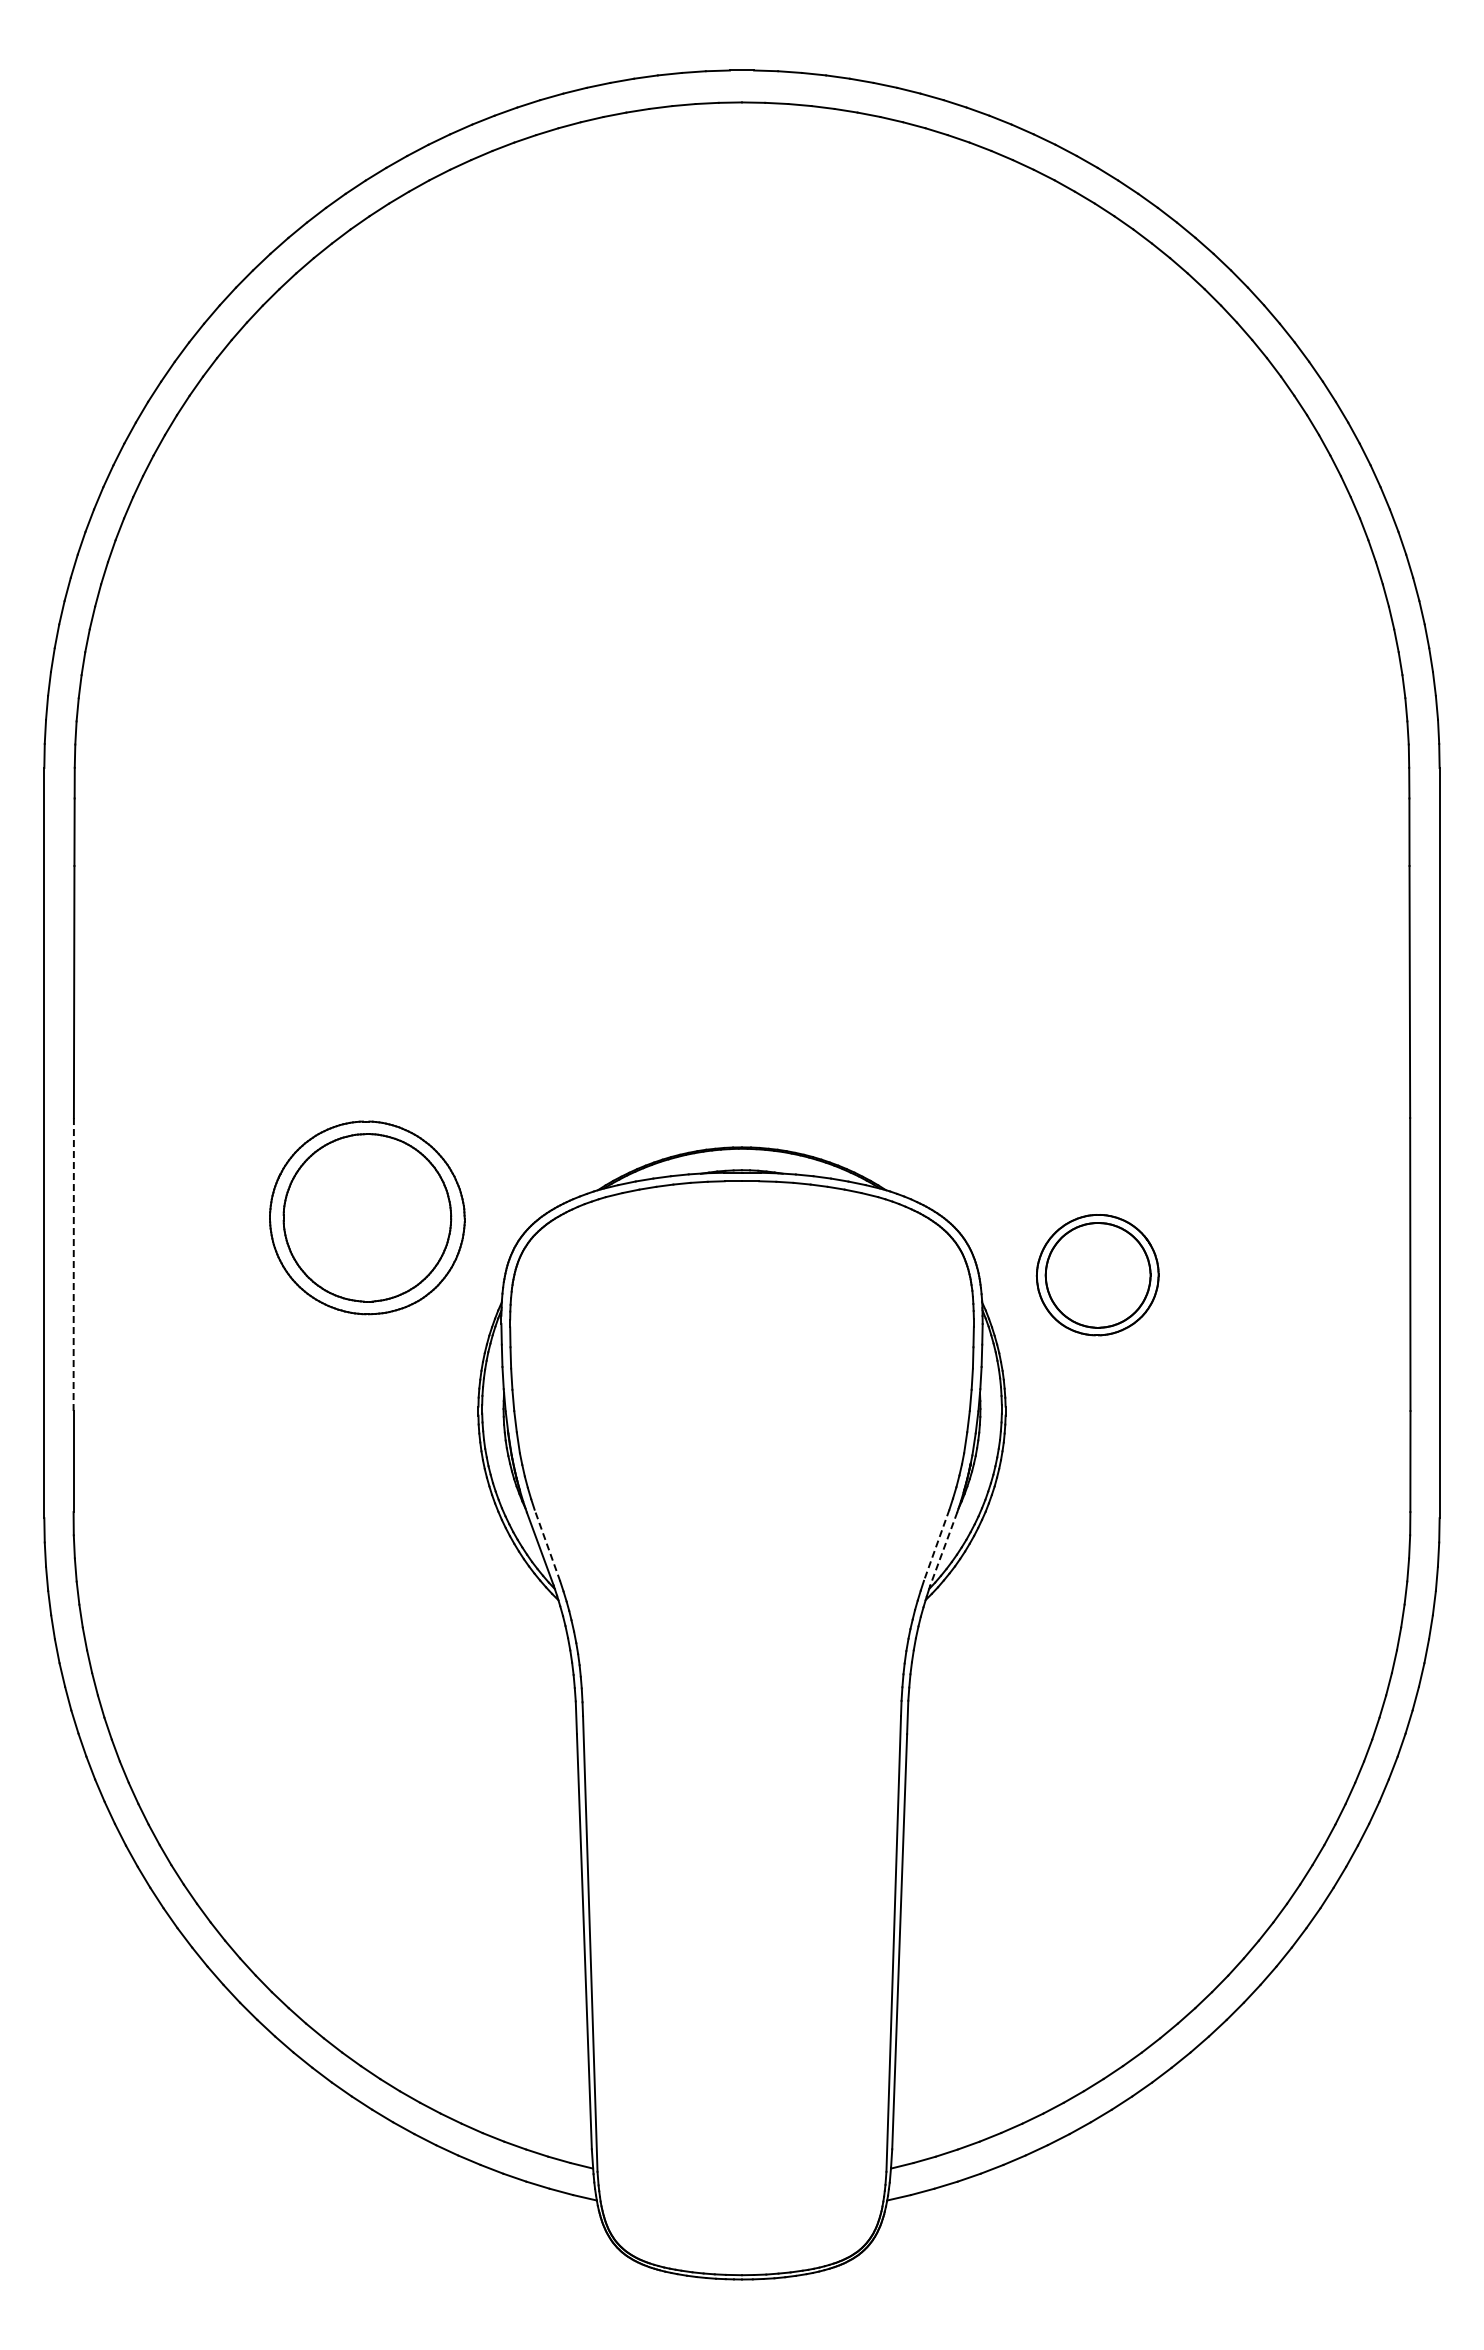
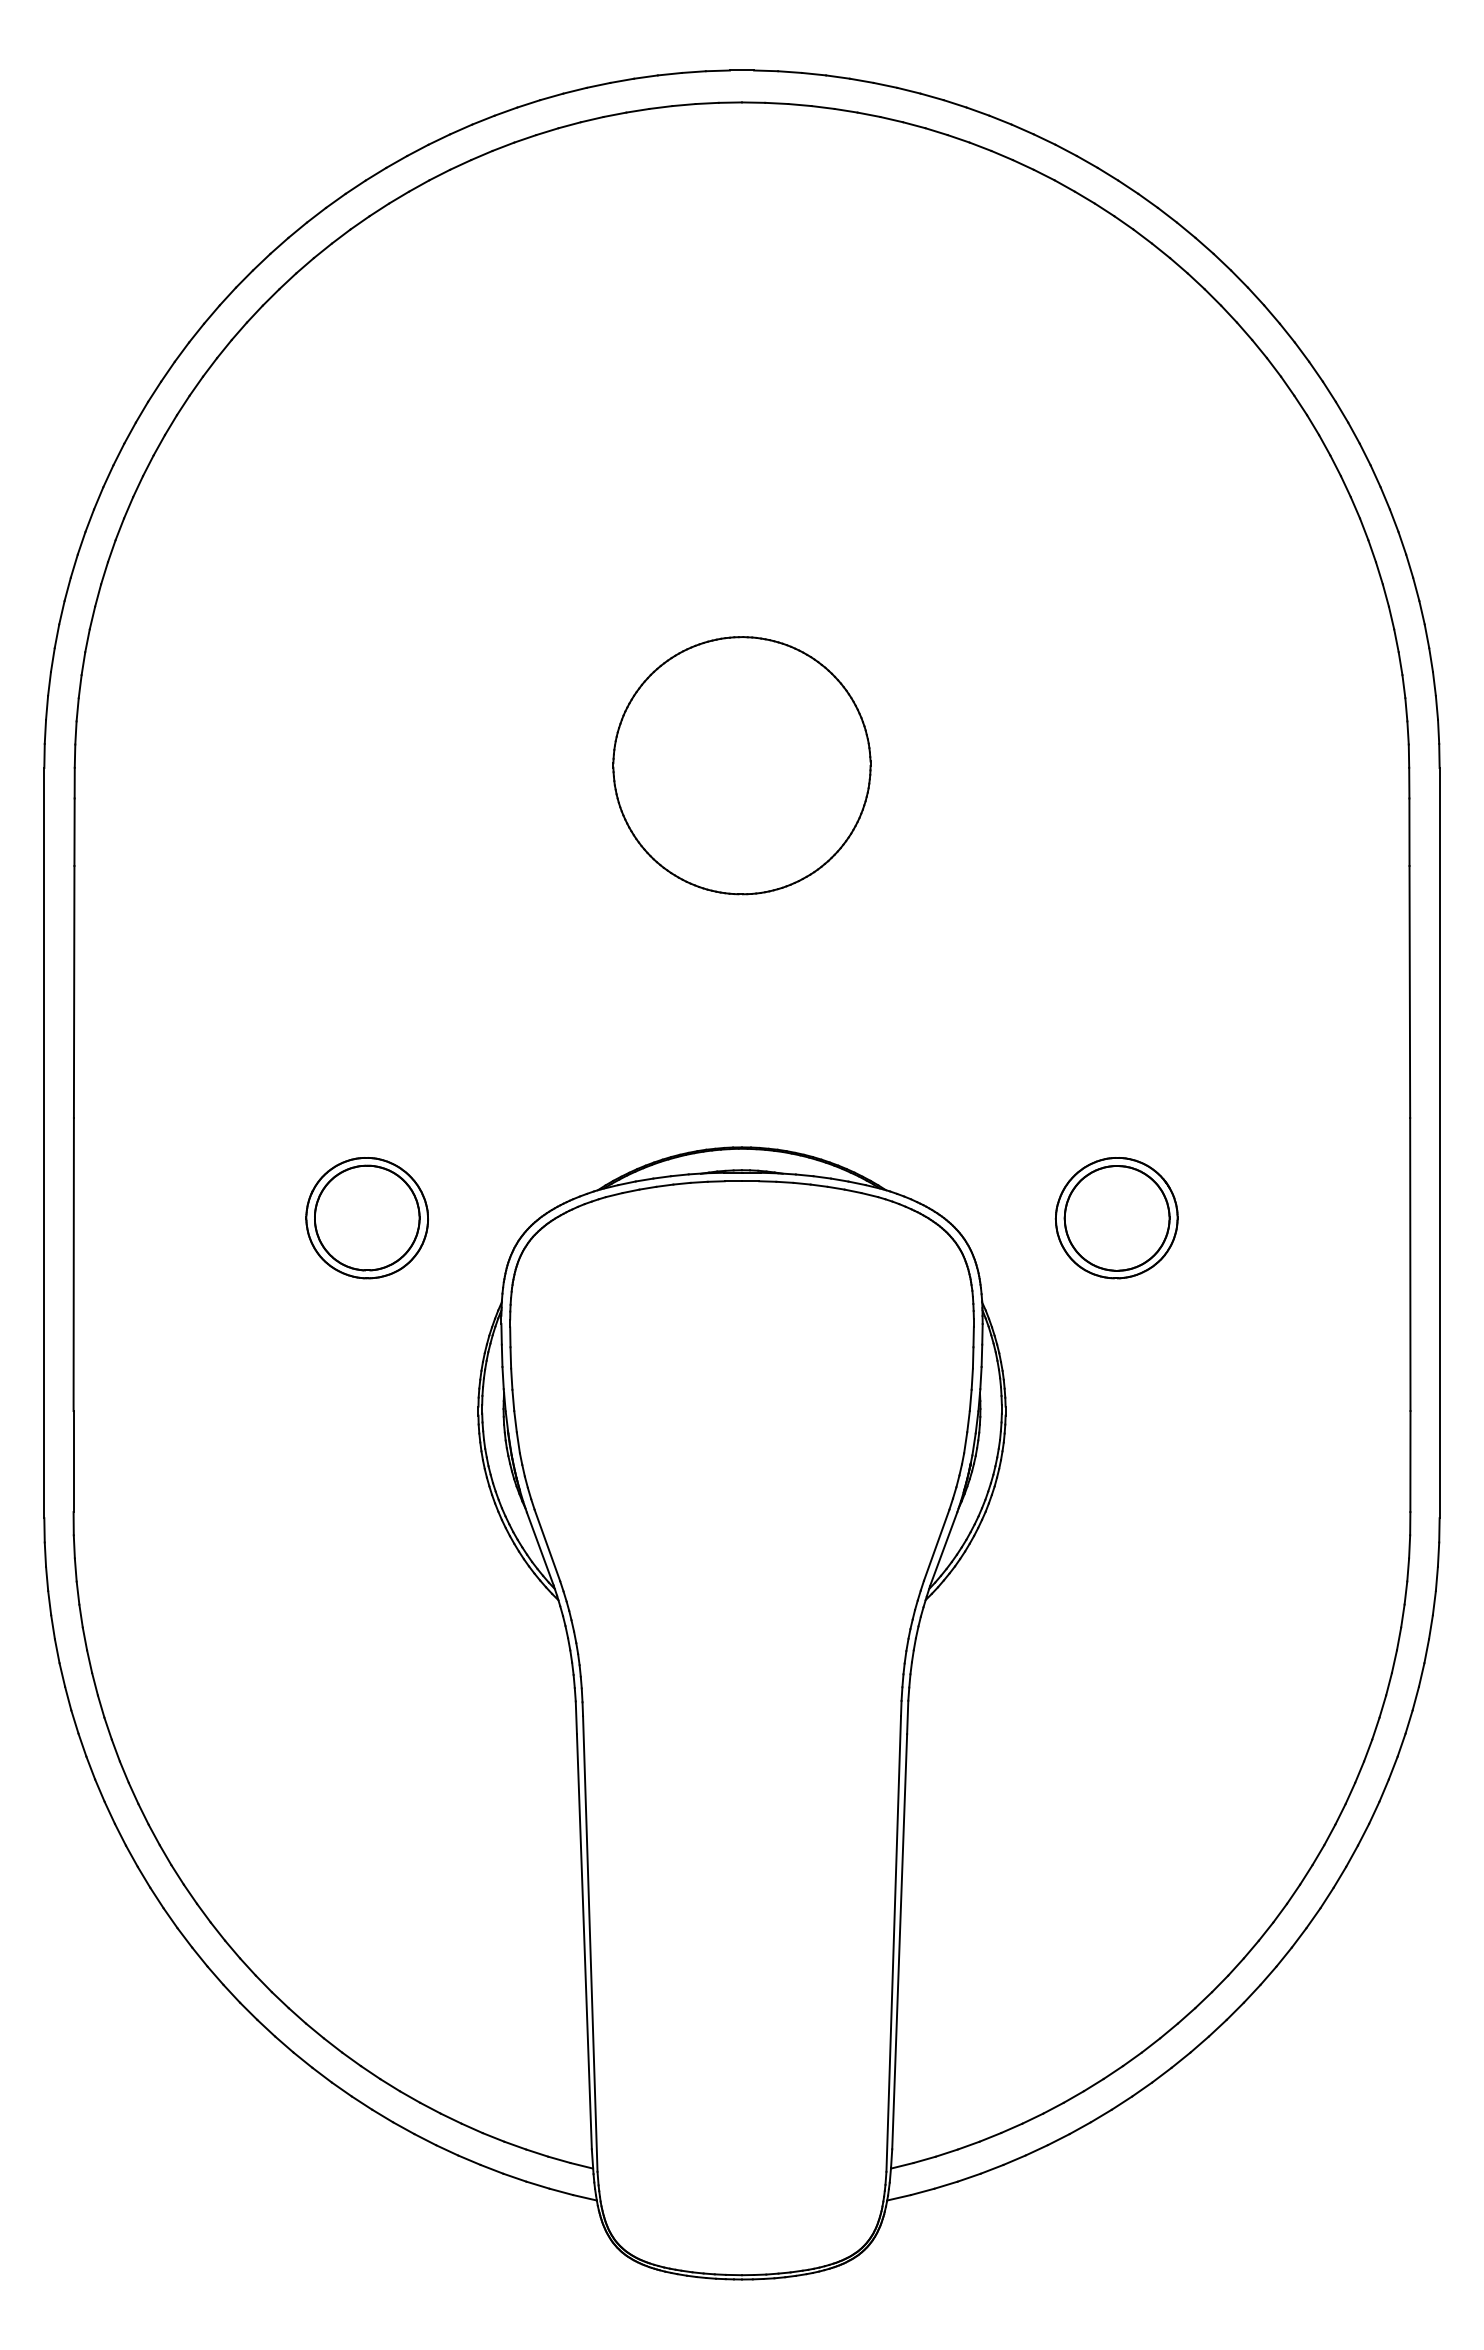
part: none -> present (741, 765)
part size: 197x196 px -> 124x123 px (366, 1218)
line: dashed -> solid (73, 1265)
part position: (1097, 1275) -> (1116, 1218) (1116, 1218)
line: dashed -> solid (547, 1545)
line: dashed -> solid (936, 1545)
line: dashed -> solid (943, 1549)
